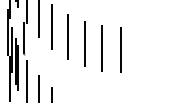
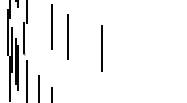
line: present -> none (38, 19)
line: present -> none (84, 44)
line: present -> none (120, 49)
